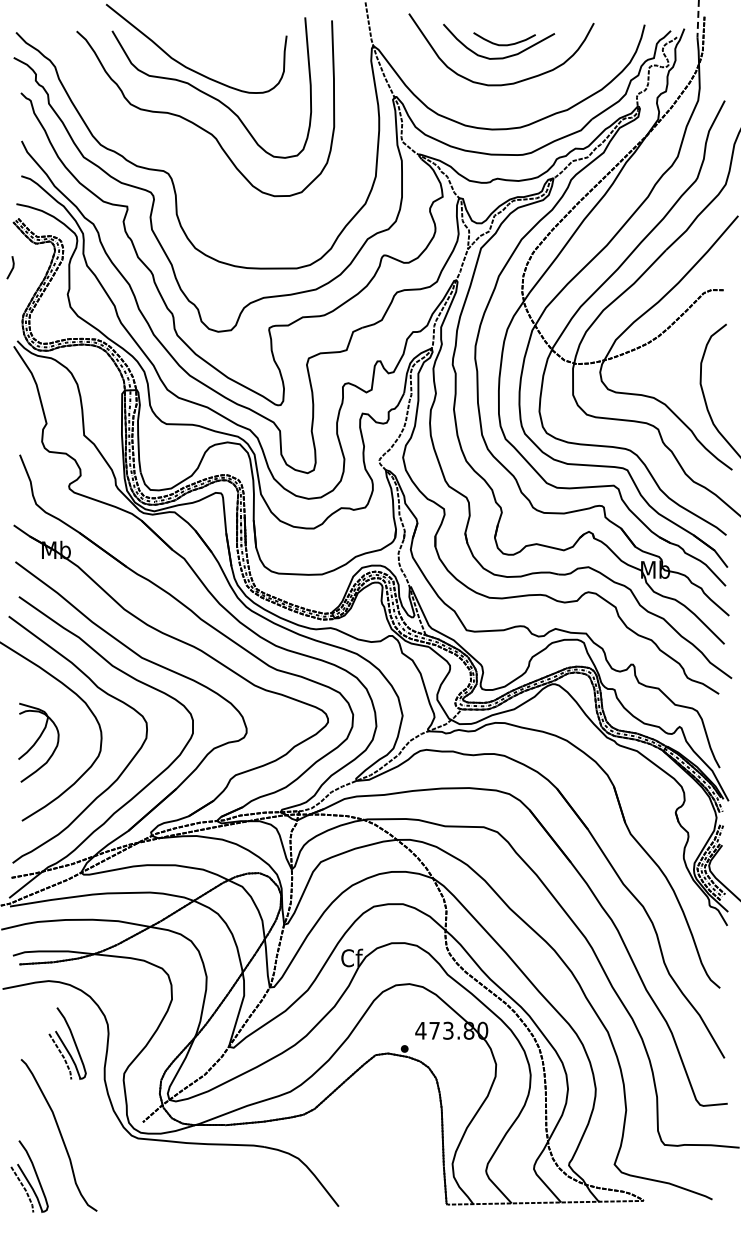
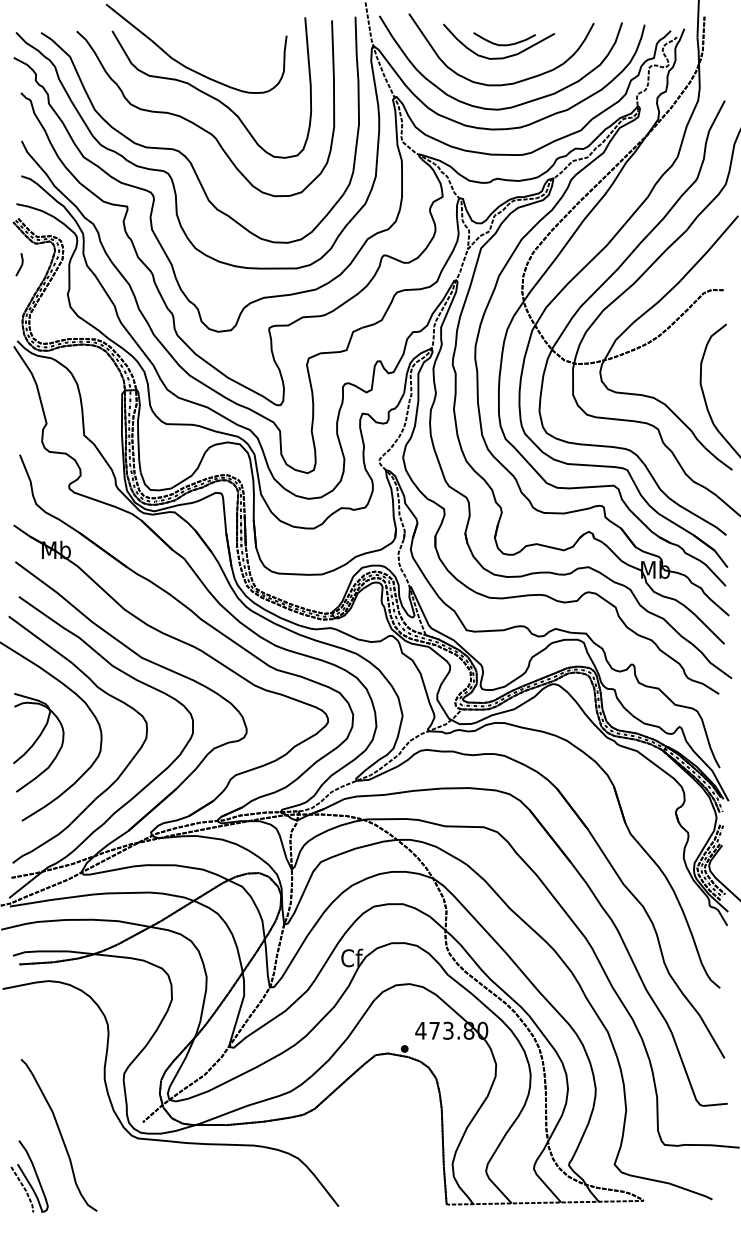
line: dashed -> solid (698, 19)
curve: none -> present (510, 106)
curve: none -> present (183, 153)
line position: (11, 268) -> (20, 265) (20, 265)
part size: 42x81 px -> 52x100 px (38, 742)
part: present -> none (67, 1043)
